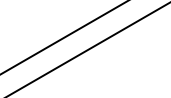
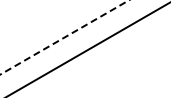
line: solid -> dashed (64, 37)
